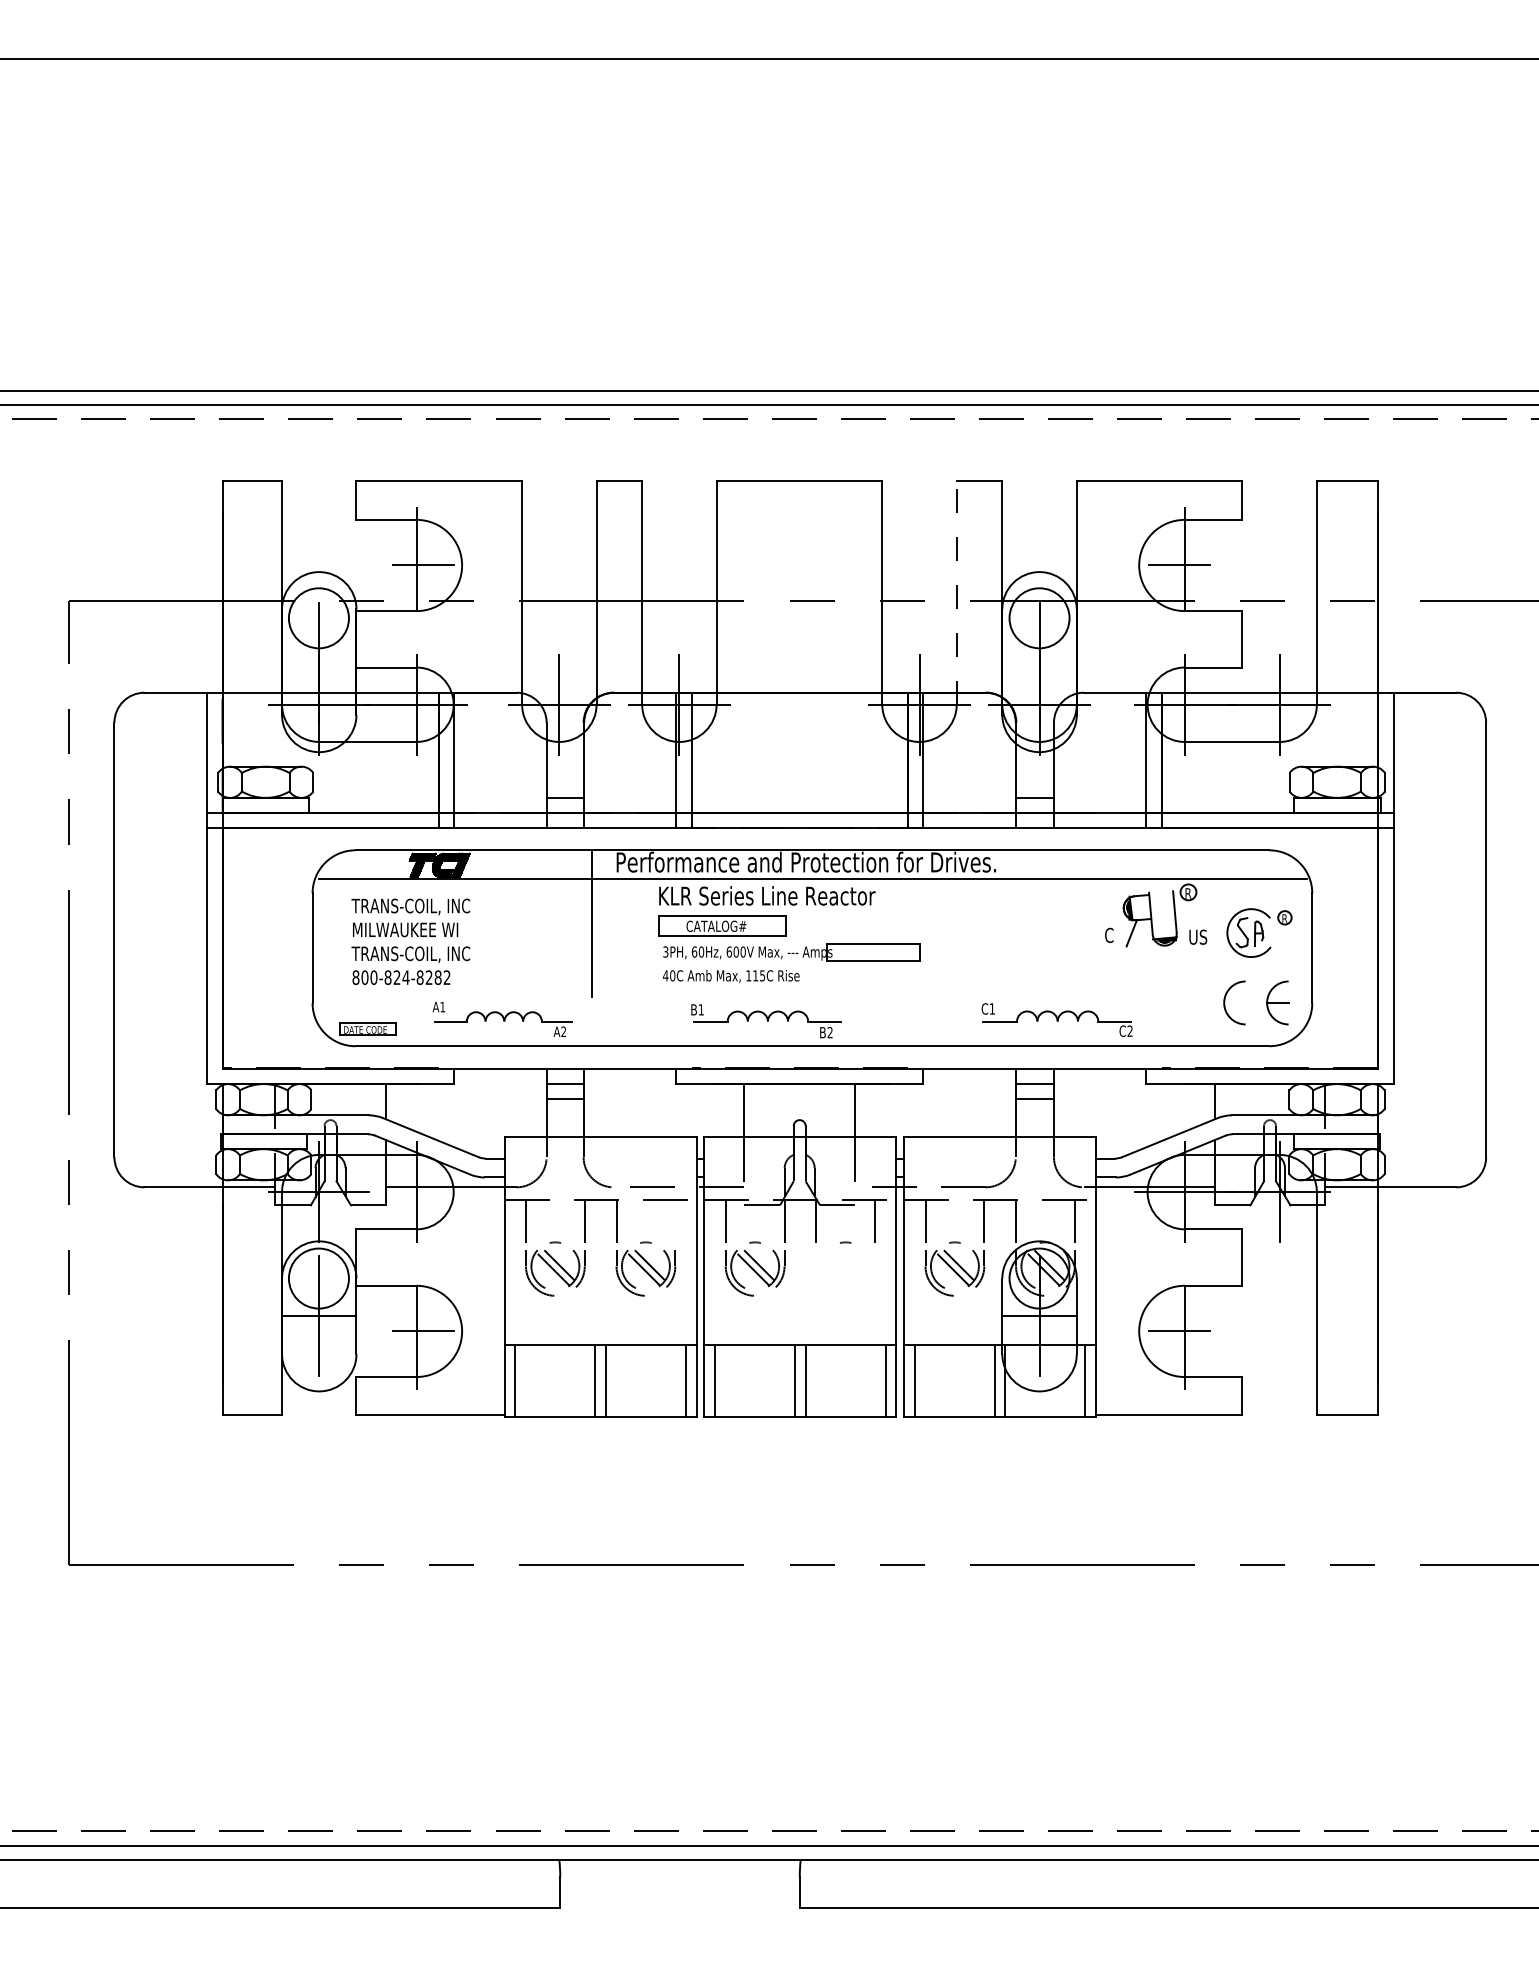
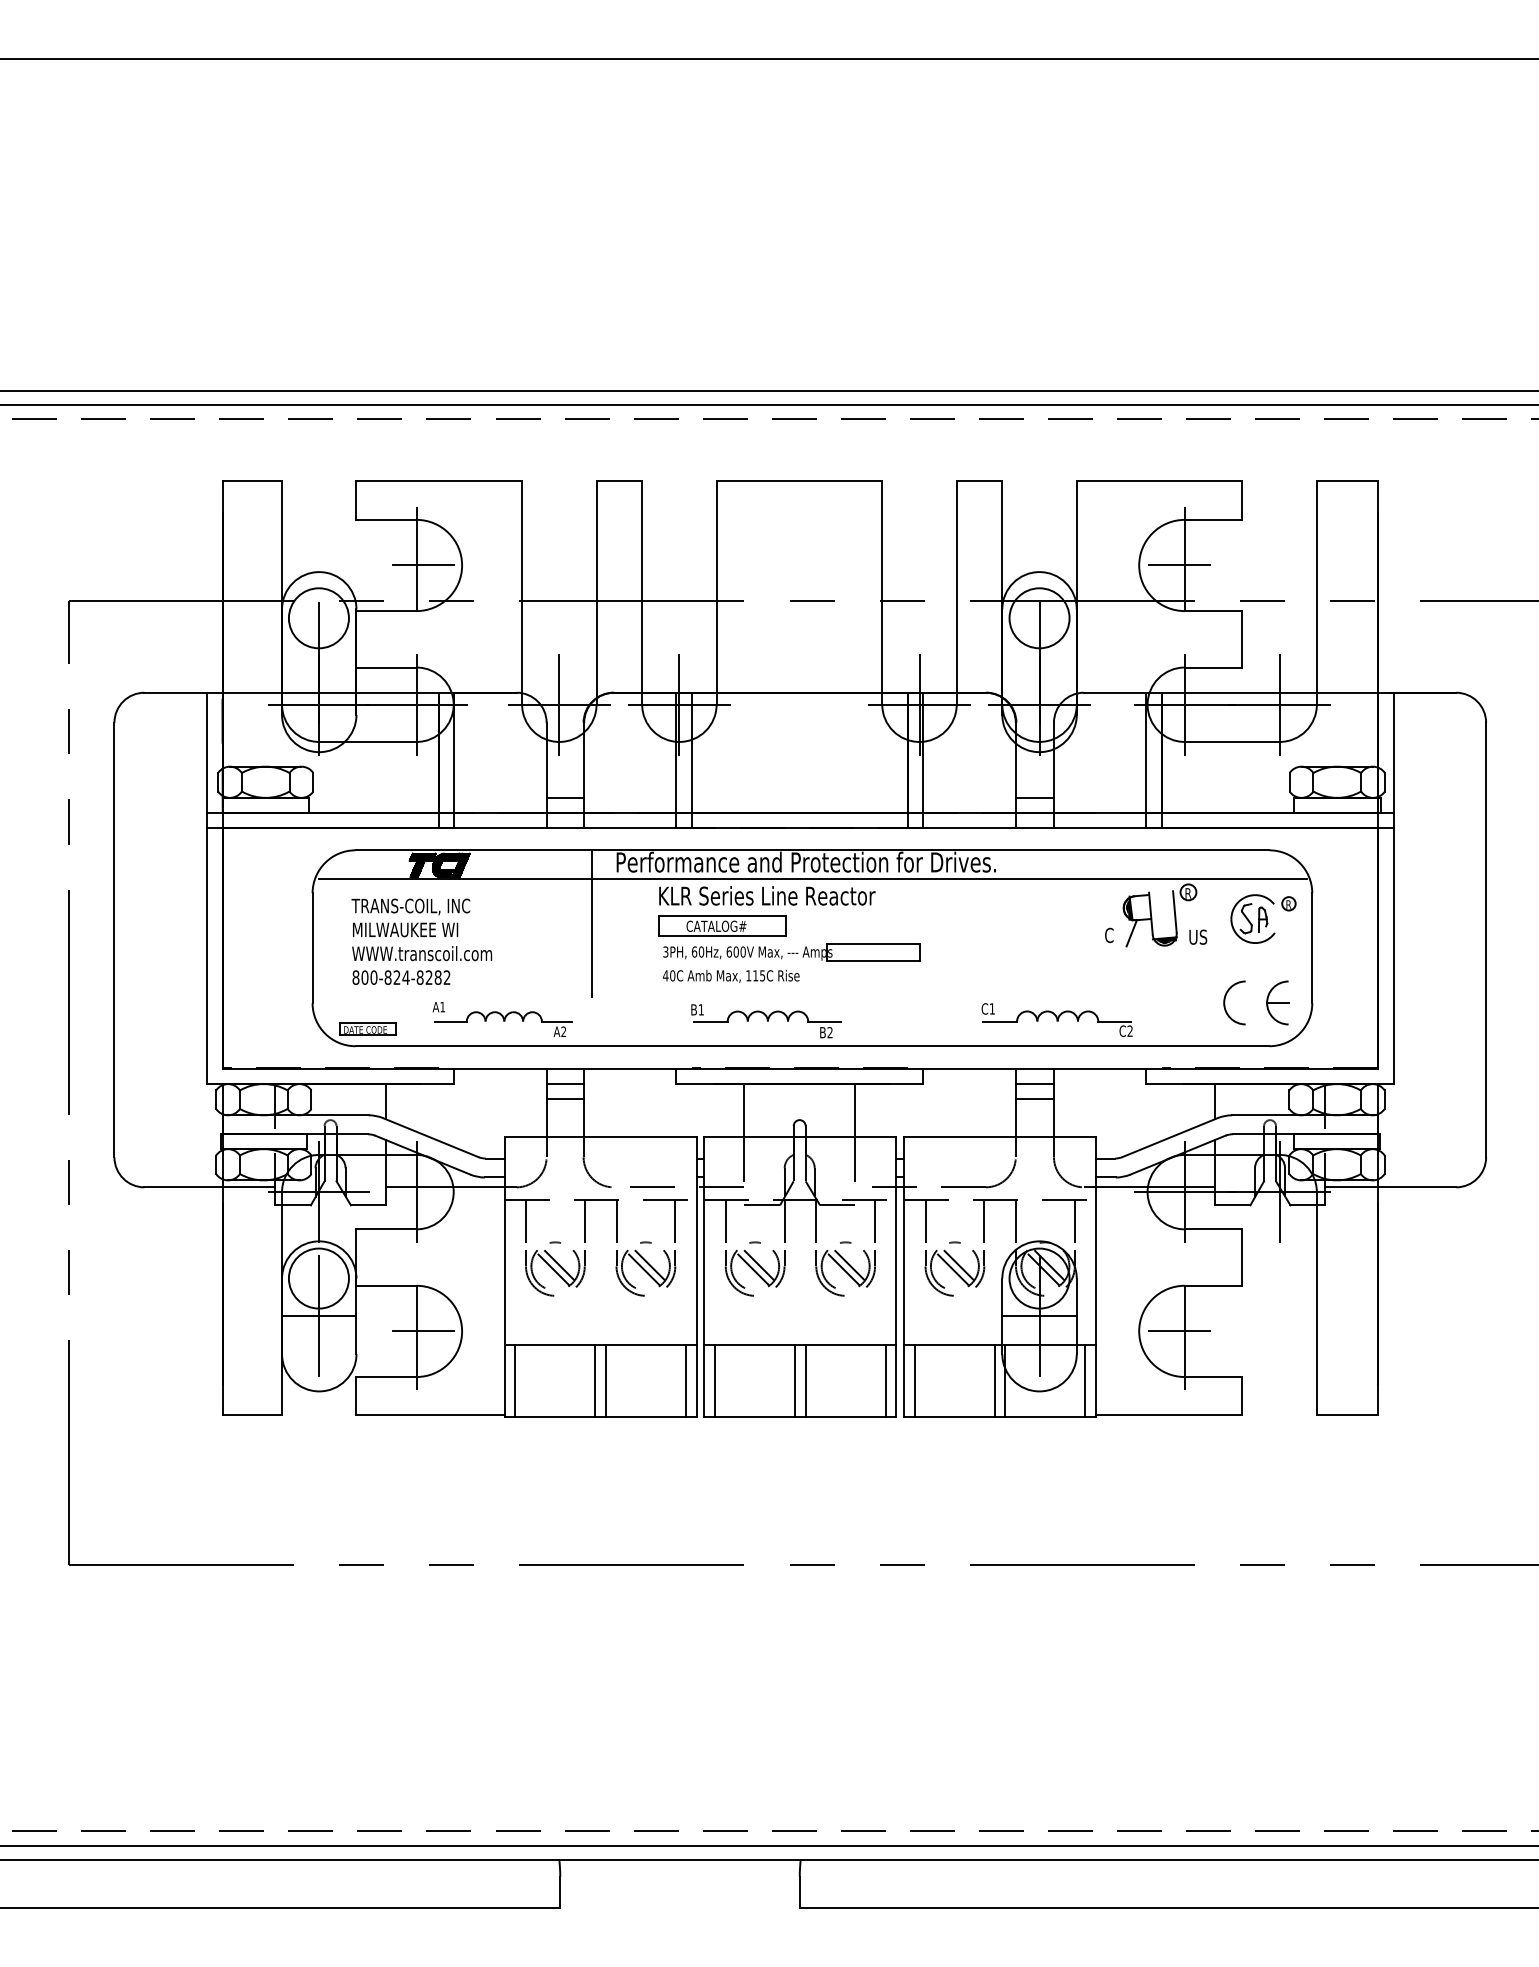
line: dashed -> solid (956, 593)
part position: (1259, 932) -> (1263, 918) (1263, 918)
text: TRANS-COIL, INC -> WWW.transcoil.com (421, 954)
line: none -> present (675, 1221)
part: none -> present (845, 1272)
